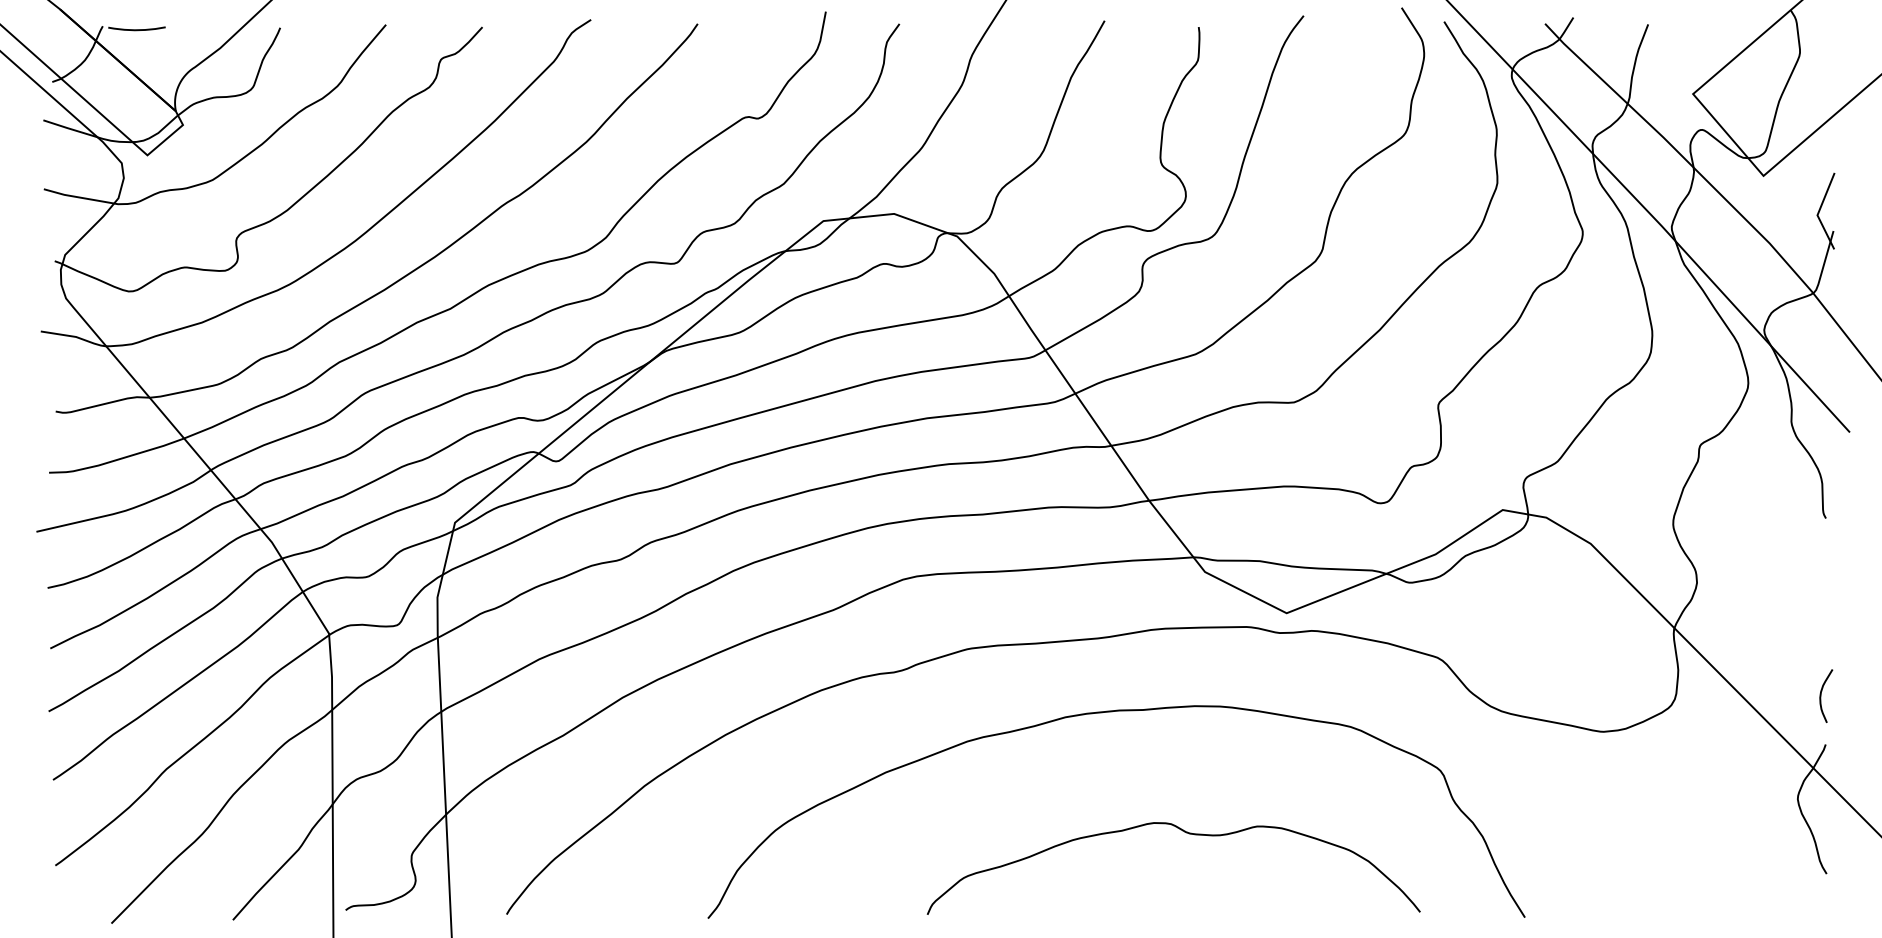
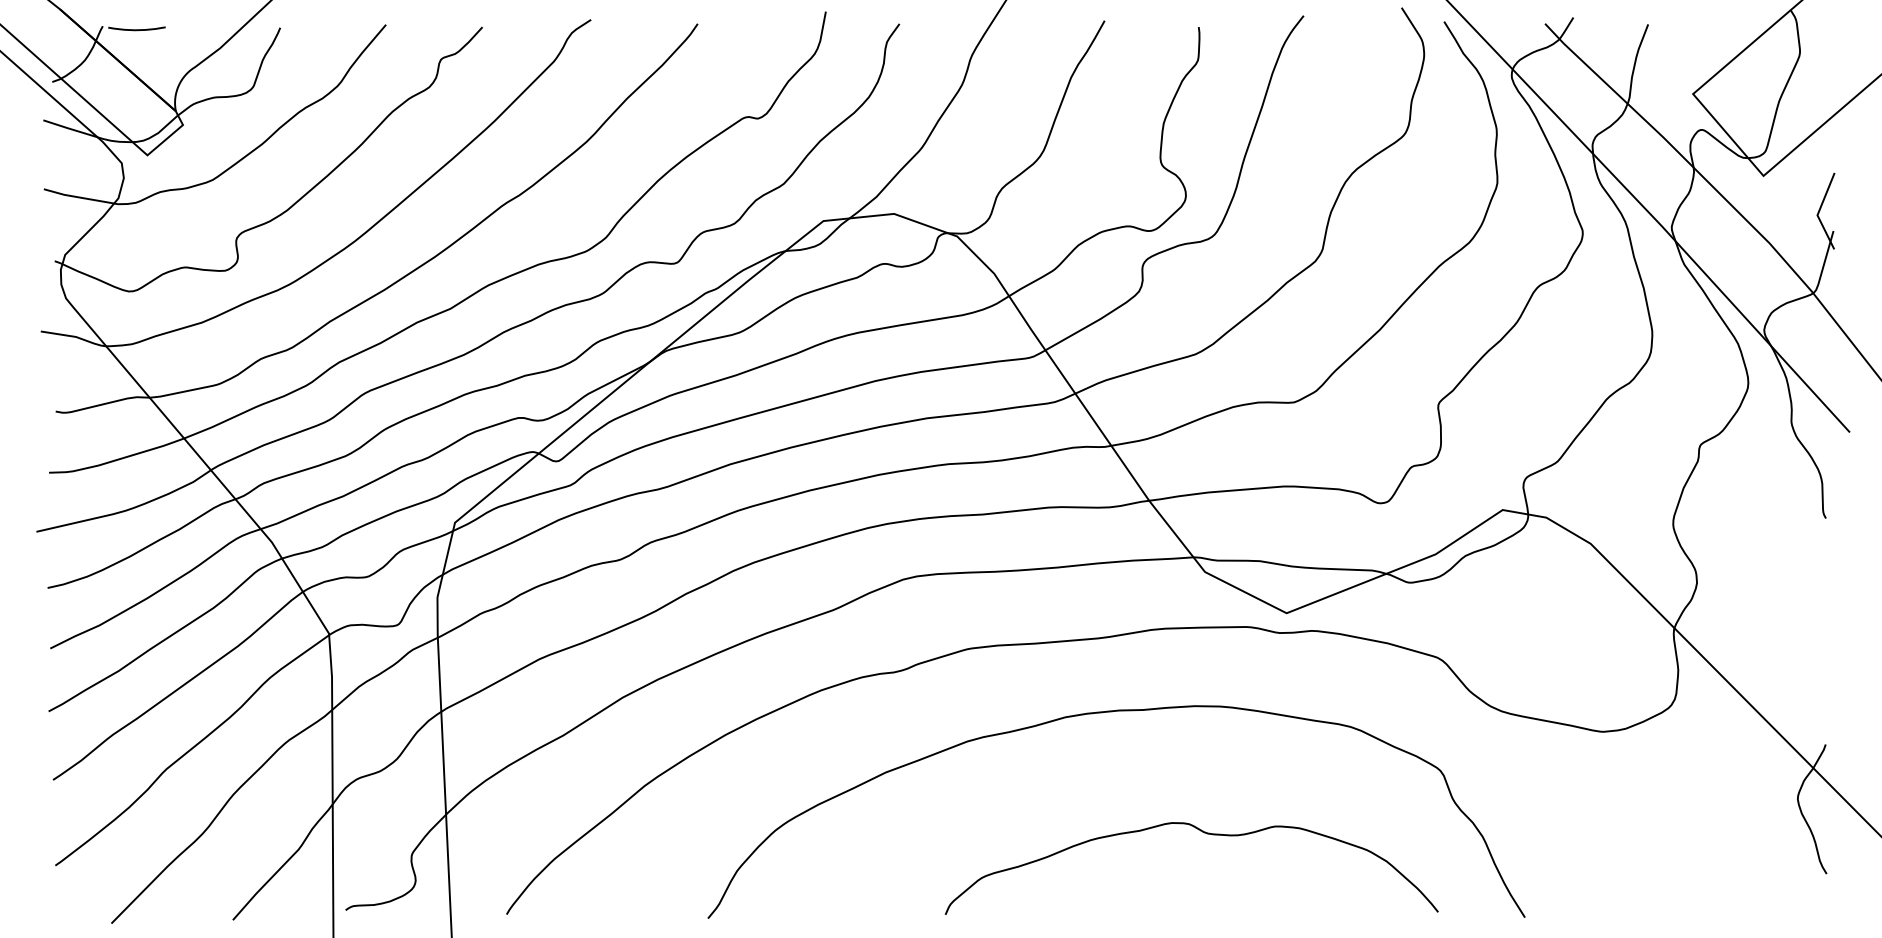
curve: present -> none (1821, 695)
curve position: (1186, 833) -> (1204, 833) (1204, 833)
